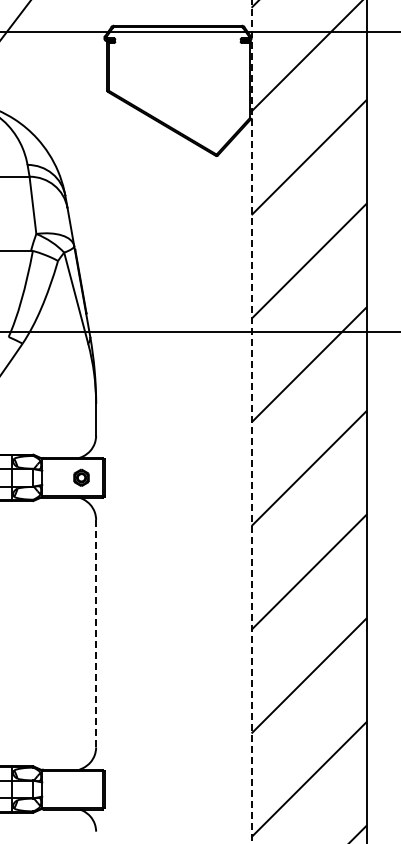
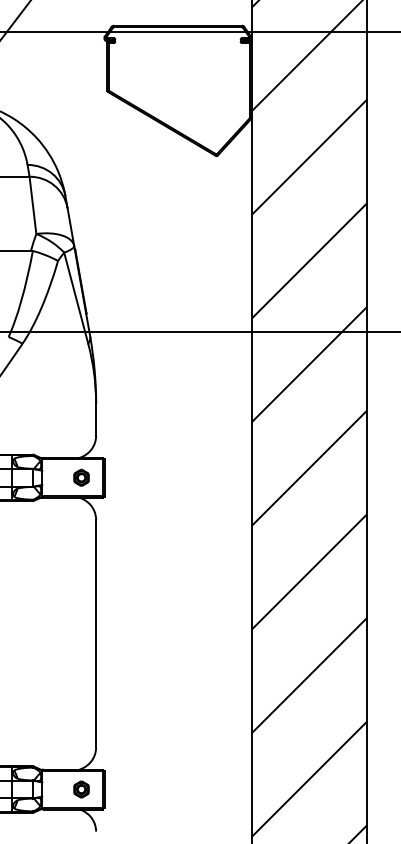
line: dashed -> solid (251, 422)
line: dashed -> solid (96, 633)
part: none -> present (81, 789)
